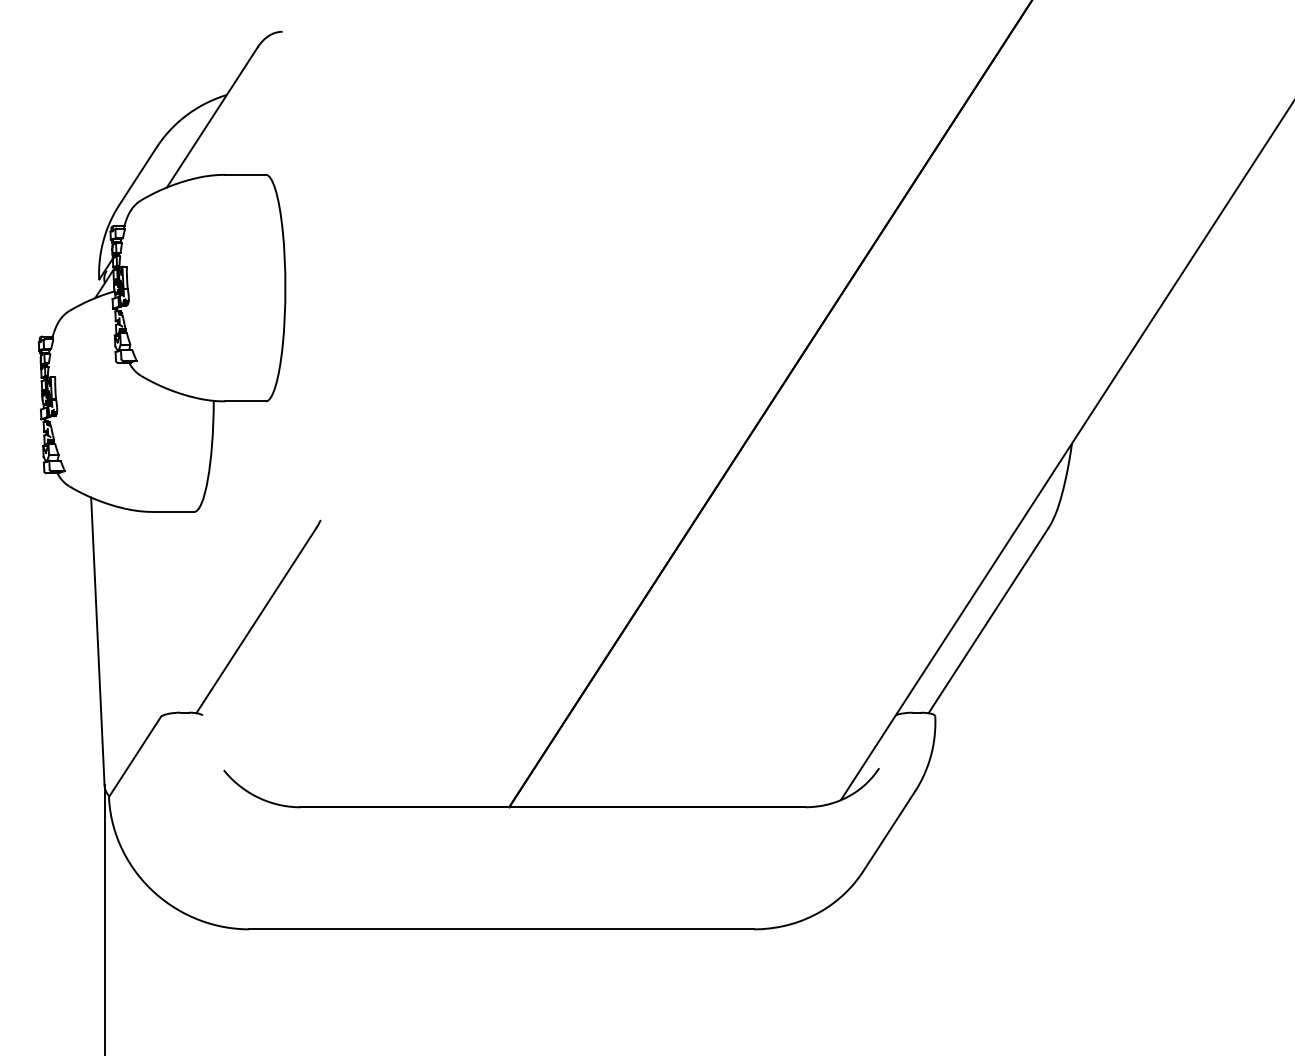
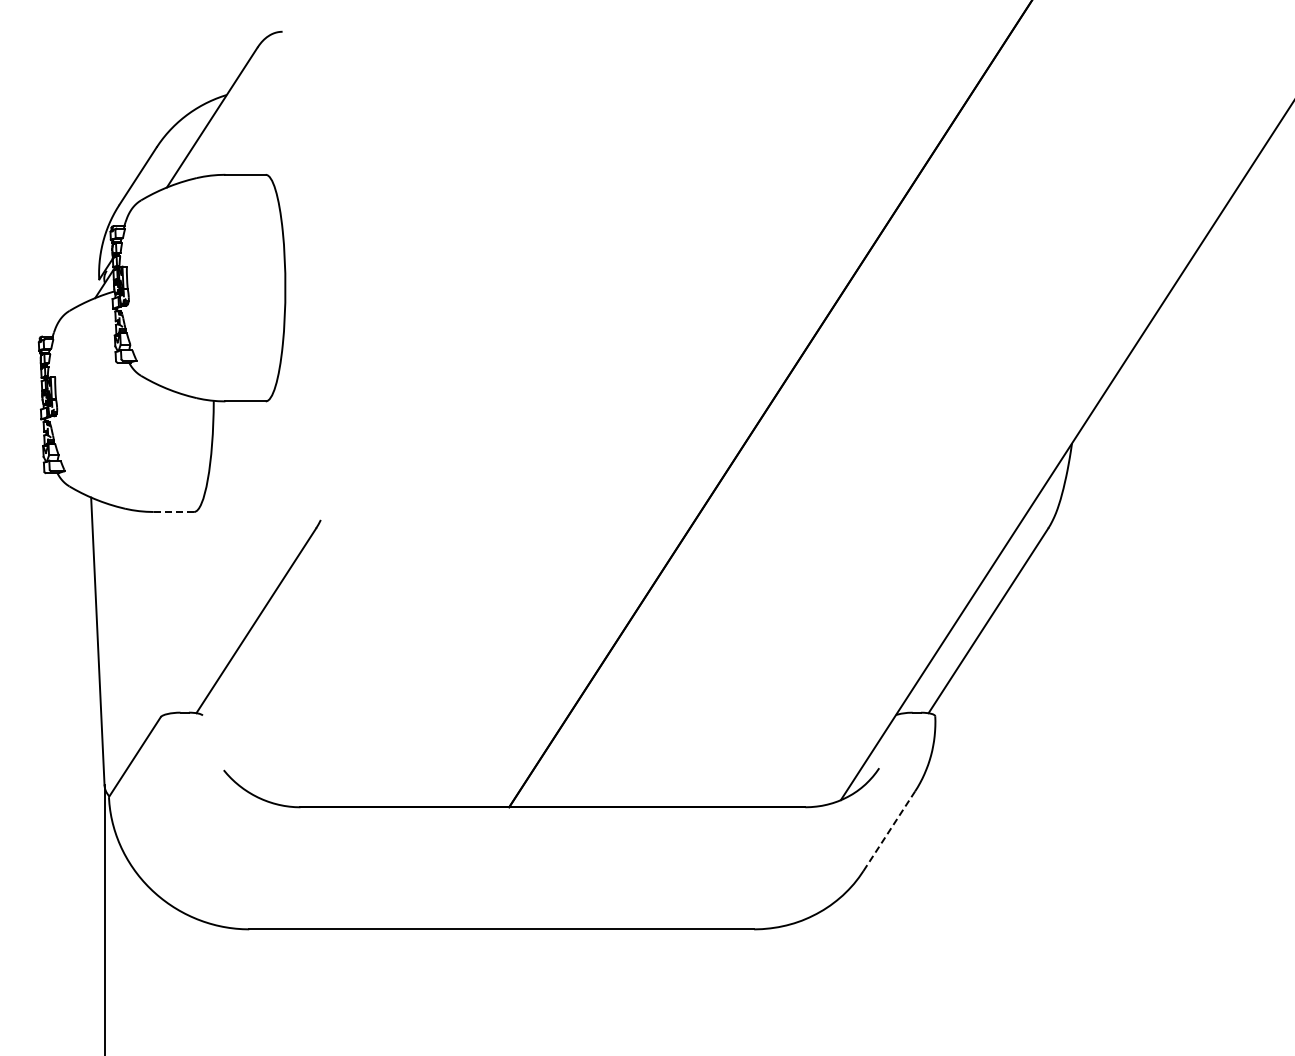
line: solid -> dashed (173, 512)
line: solid -> dashed (889, 830)
